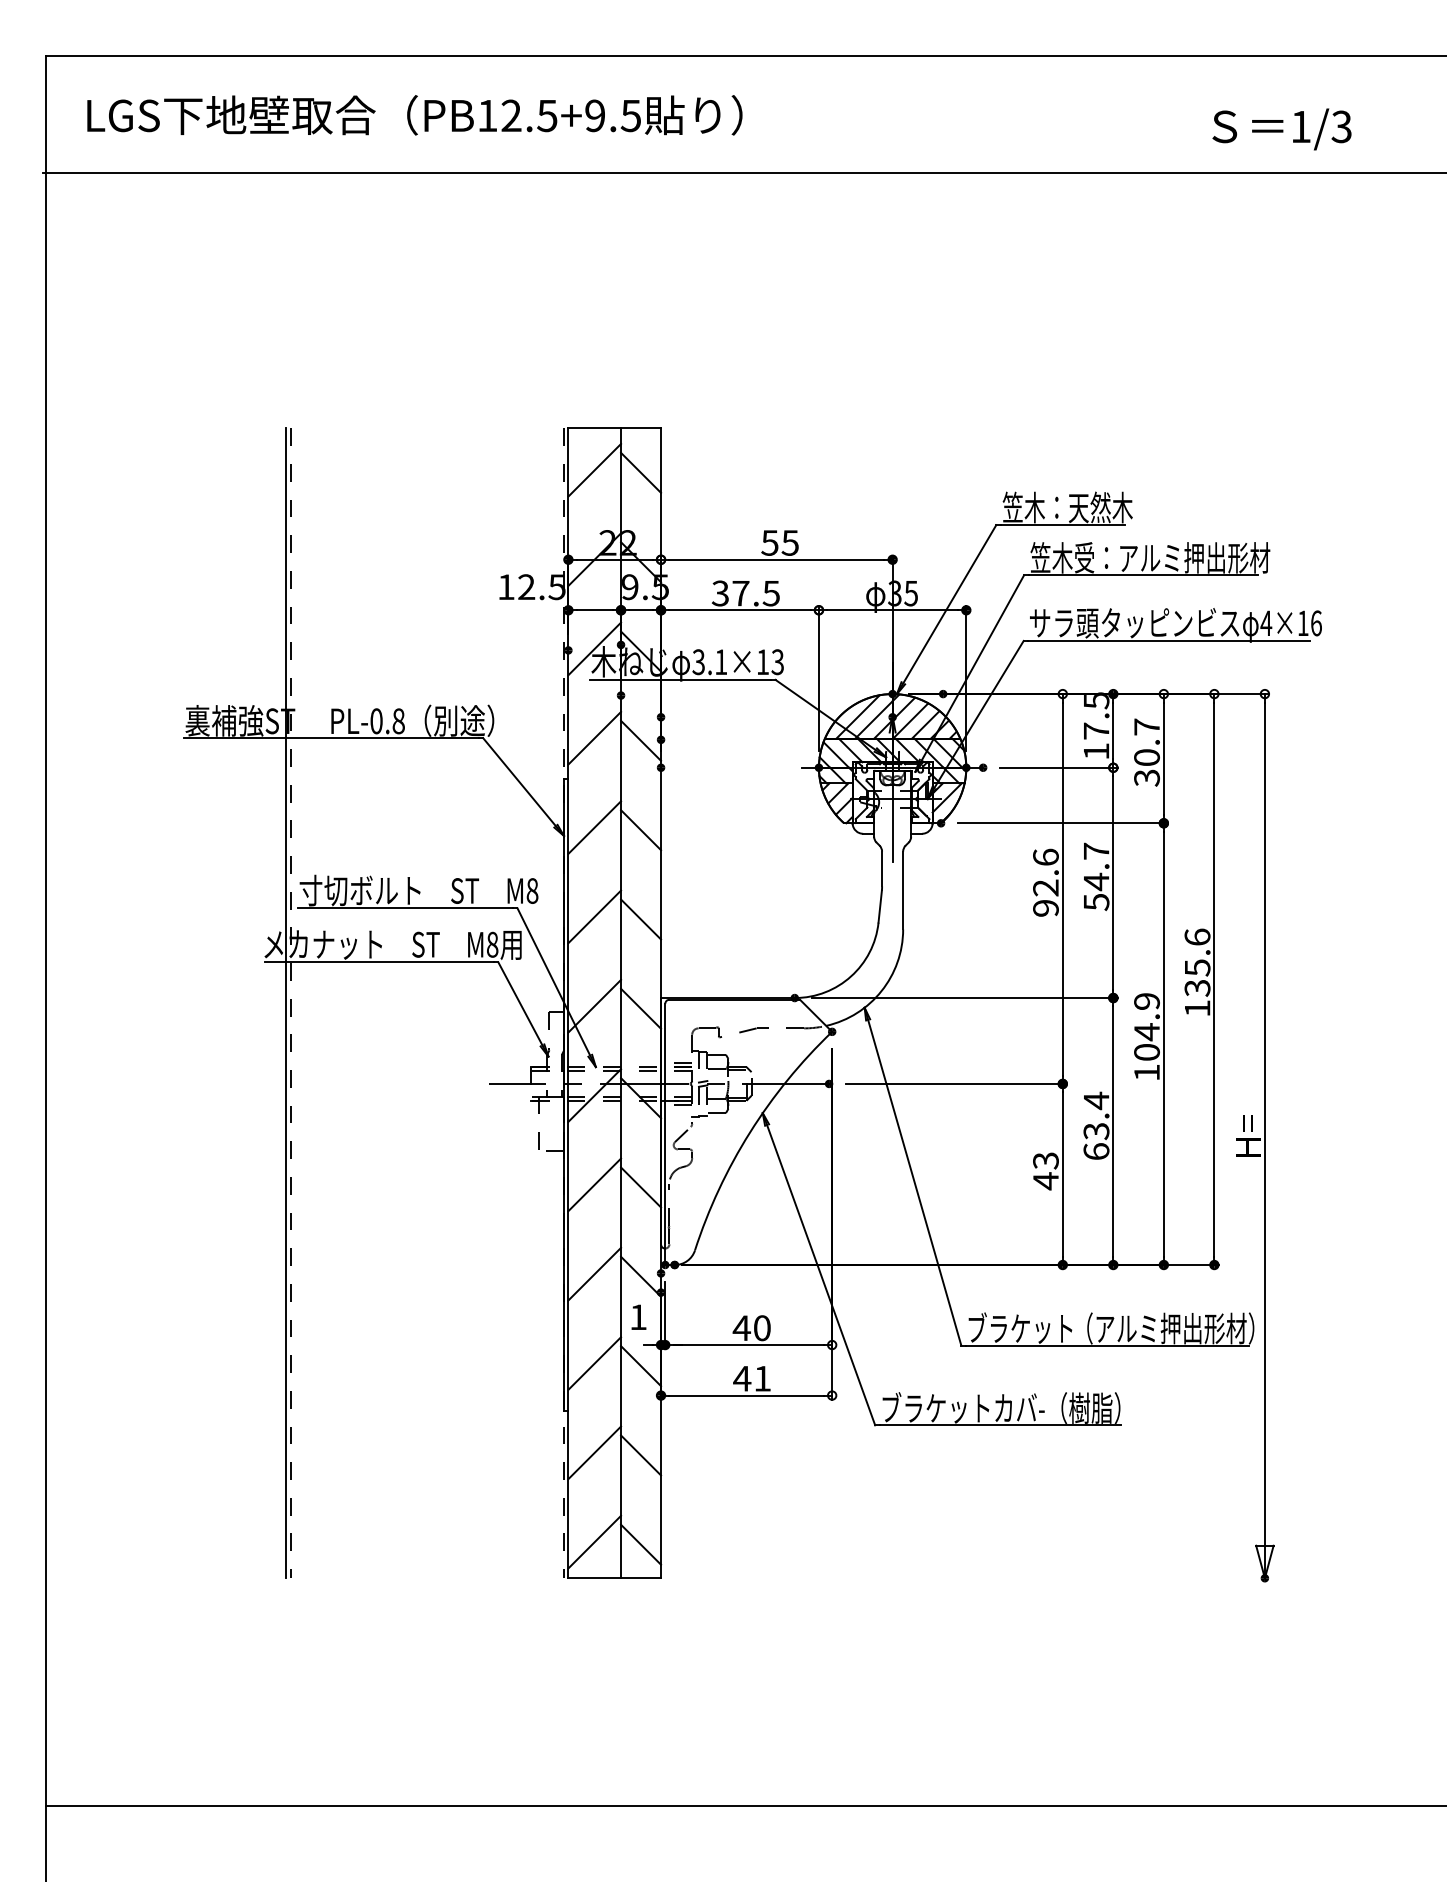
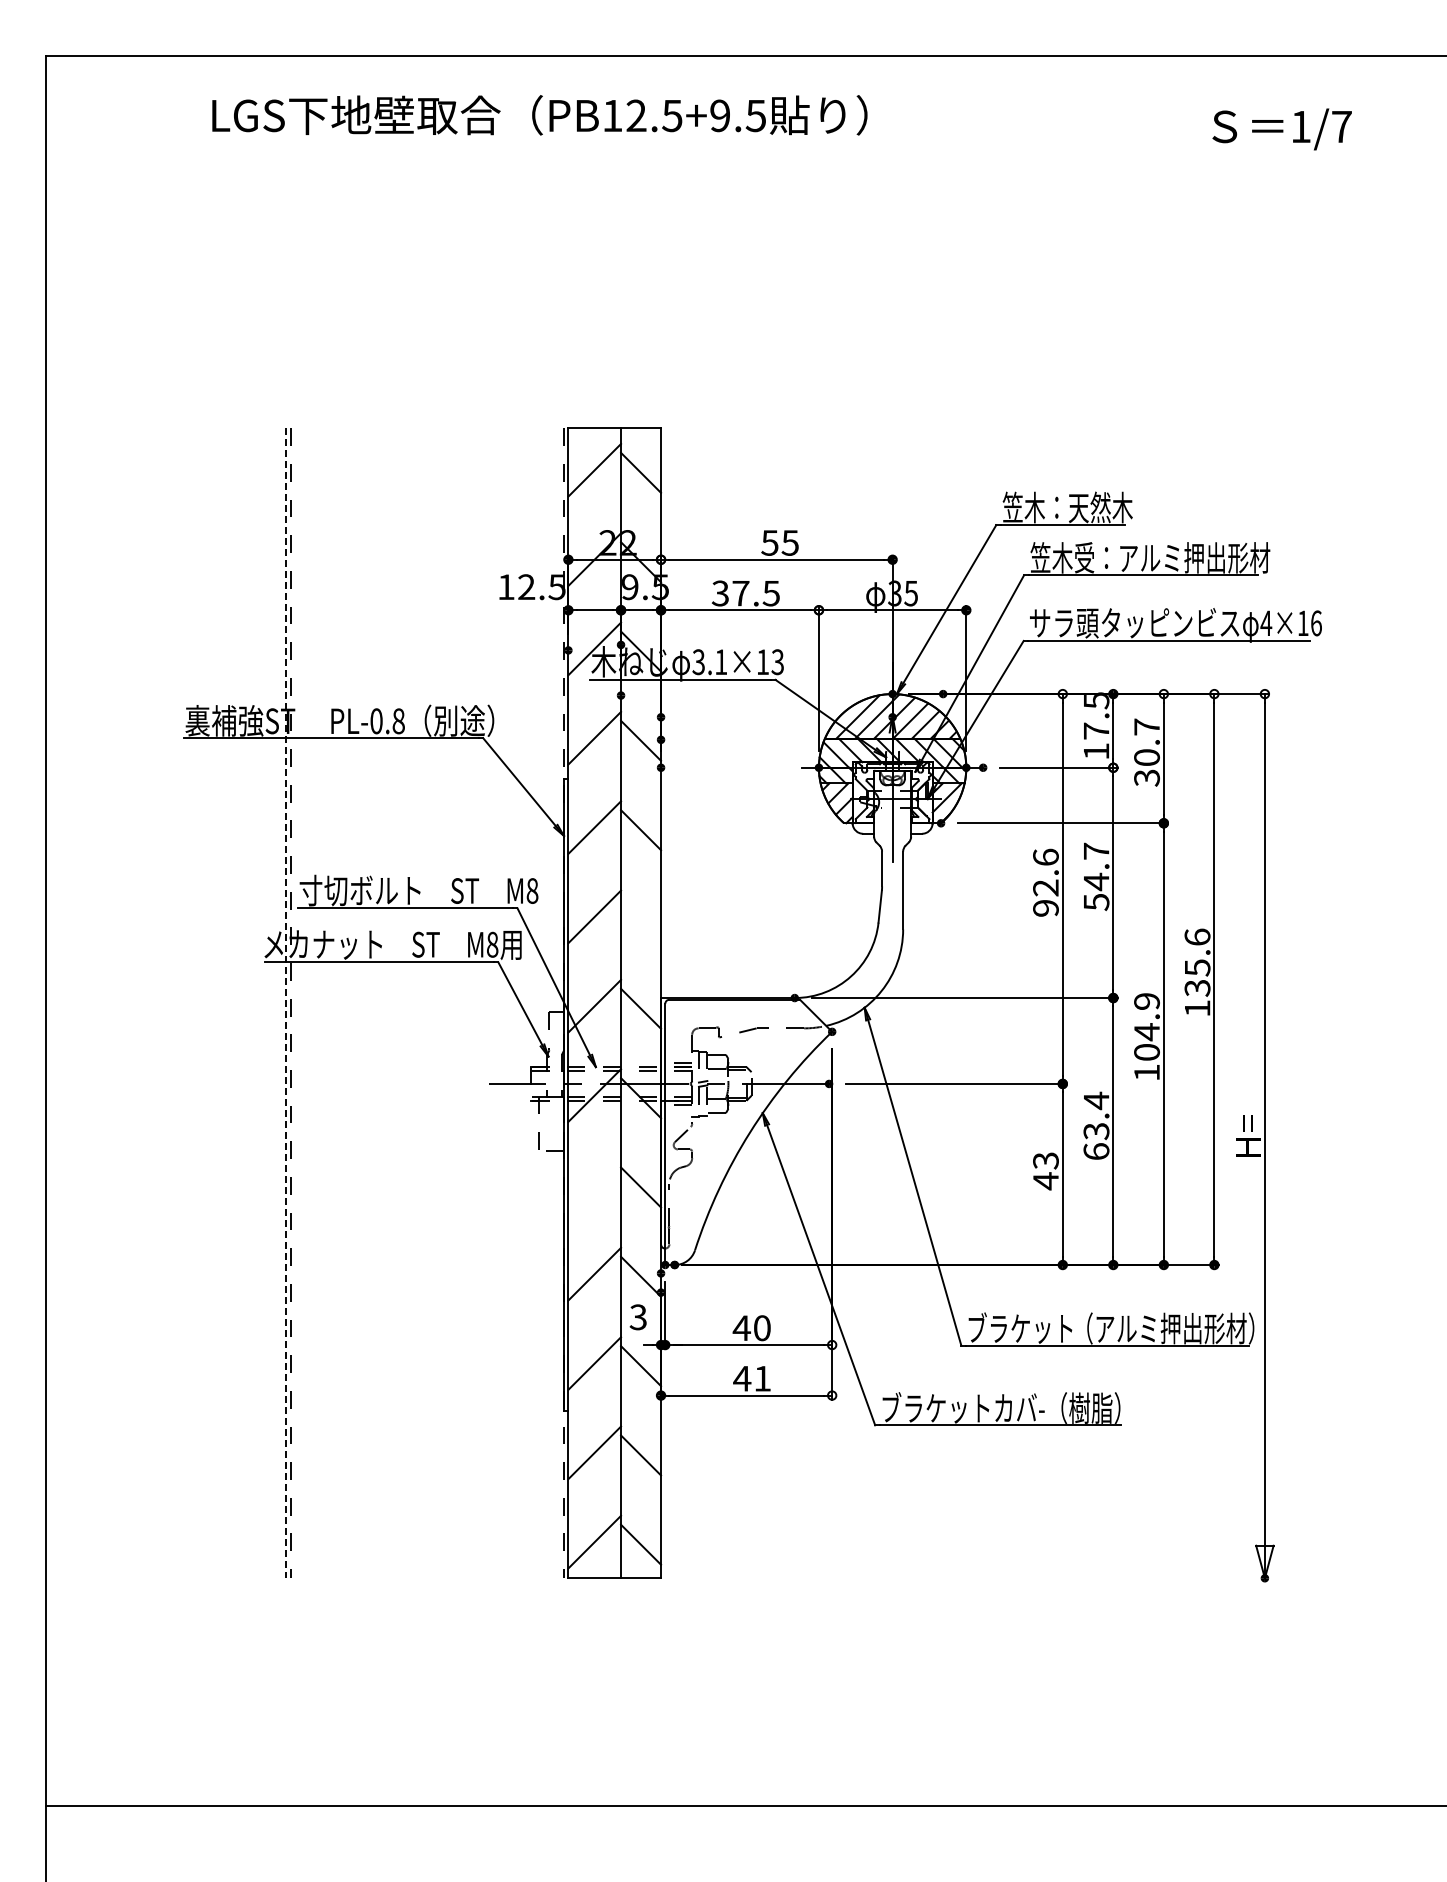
text position: (414, 115) -> (539, 115) (539, 115)
text: 1/3 -> 1/7 (1341, 126)
line: present -> none (743, 172)
line: present -> none (641, 919)
line: solid -> dashed (286, 1003)
line: present -> none (594, 1184)
text: 1 -> 3 (637, 1317)
